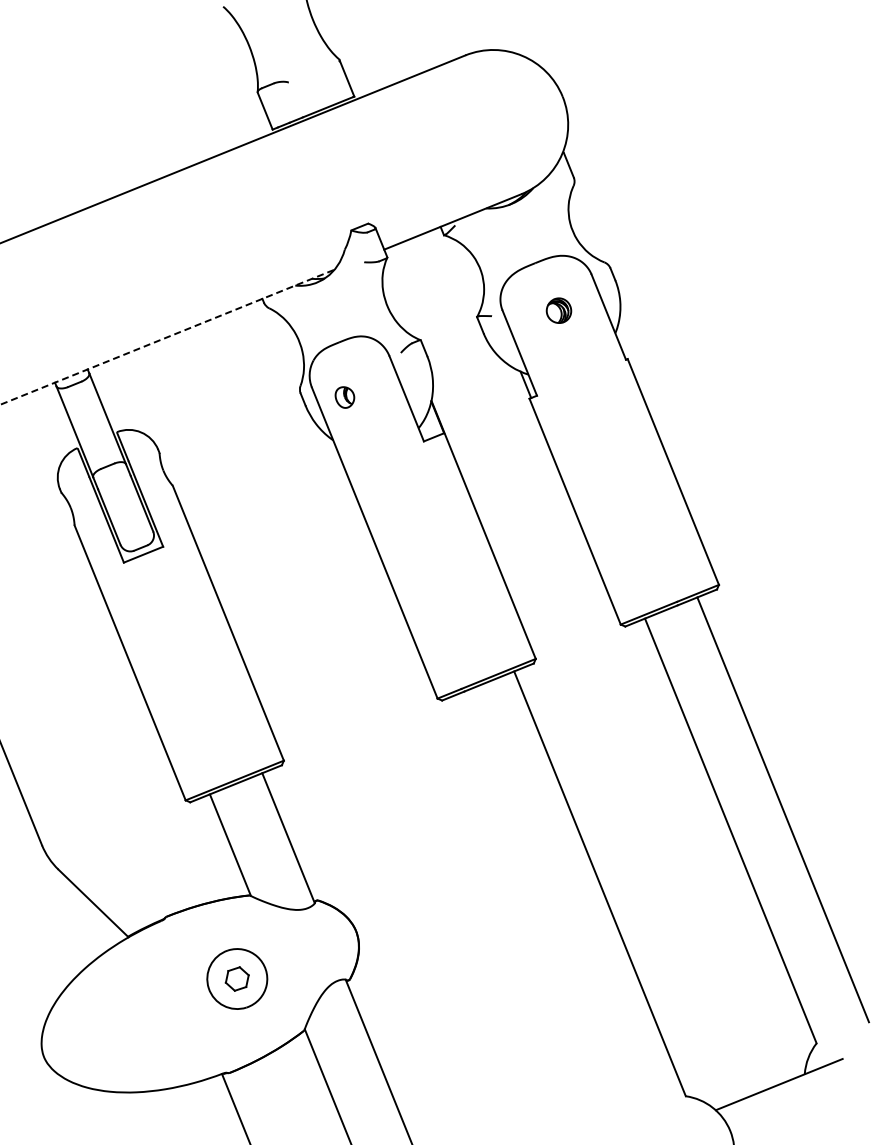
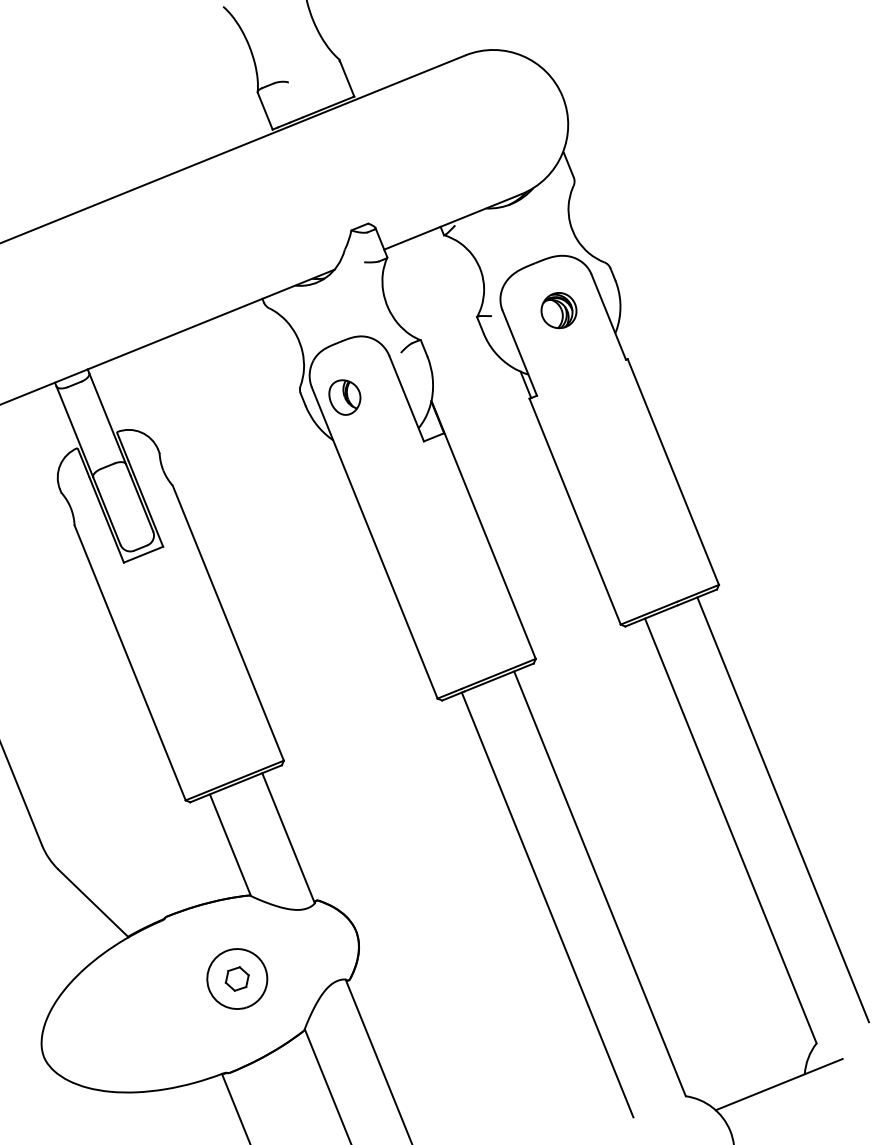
part size: 28x27 px -> 38x38 px (558, 310)
line: dashed -> solid (167, 337)
part size: 22x23 px -> 34x37 px (344, 397)
line: none -> present (547, 904)
